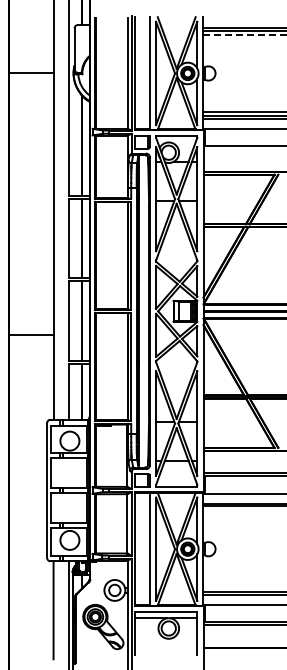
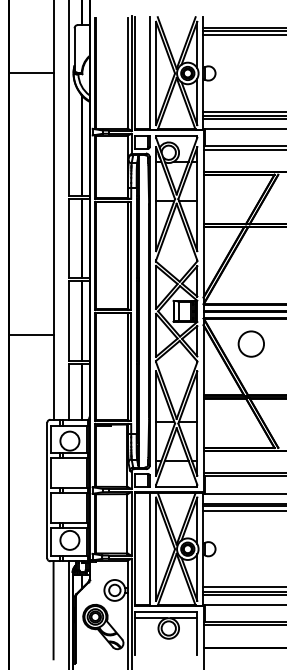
line: dashed -> solid (245, 35)
line: none -> present (243, 149)
circle: none -> present (250, 343)
line: none -> present (243, 511)
line: none -> present (243, 587)
